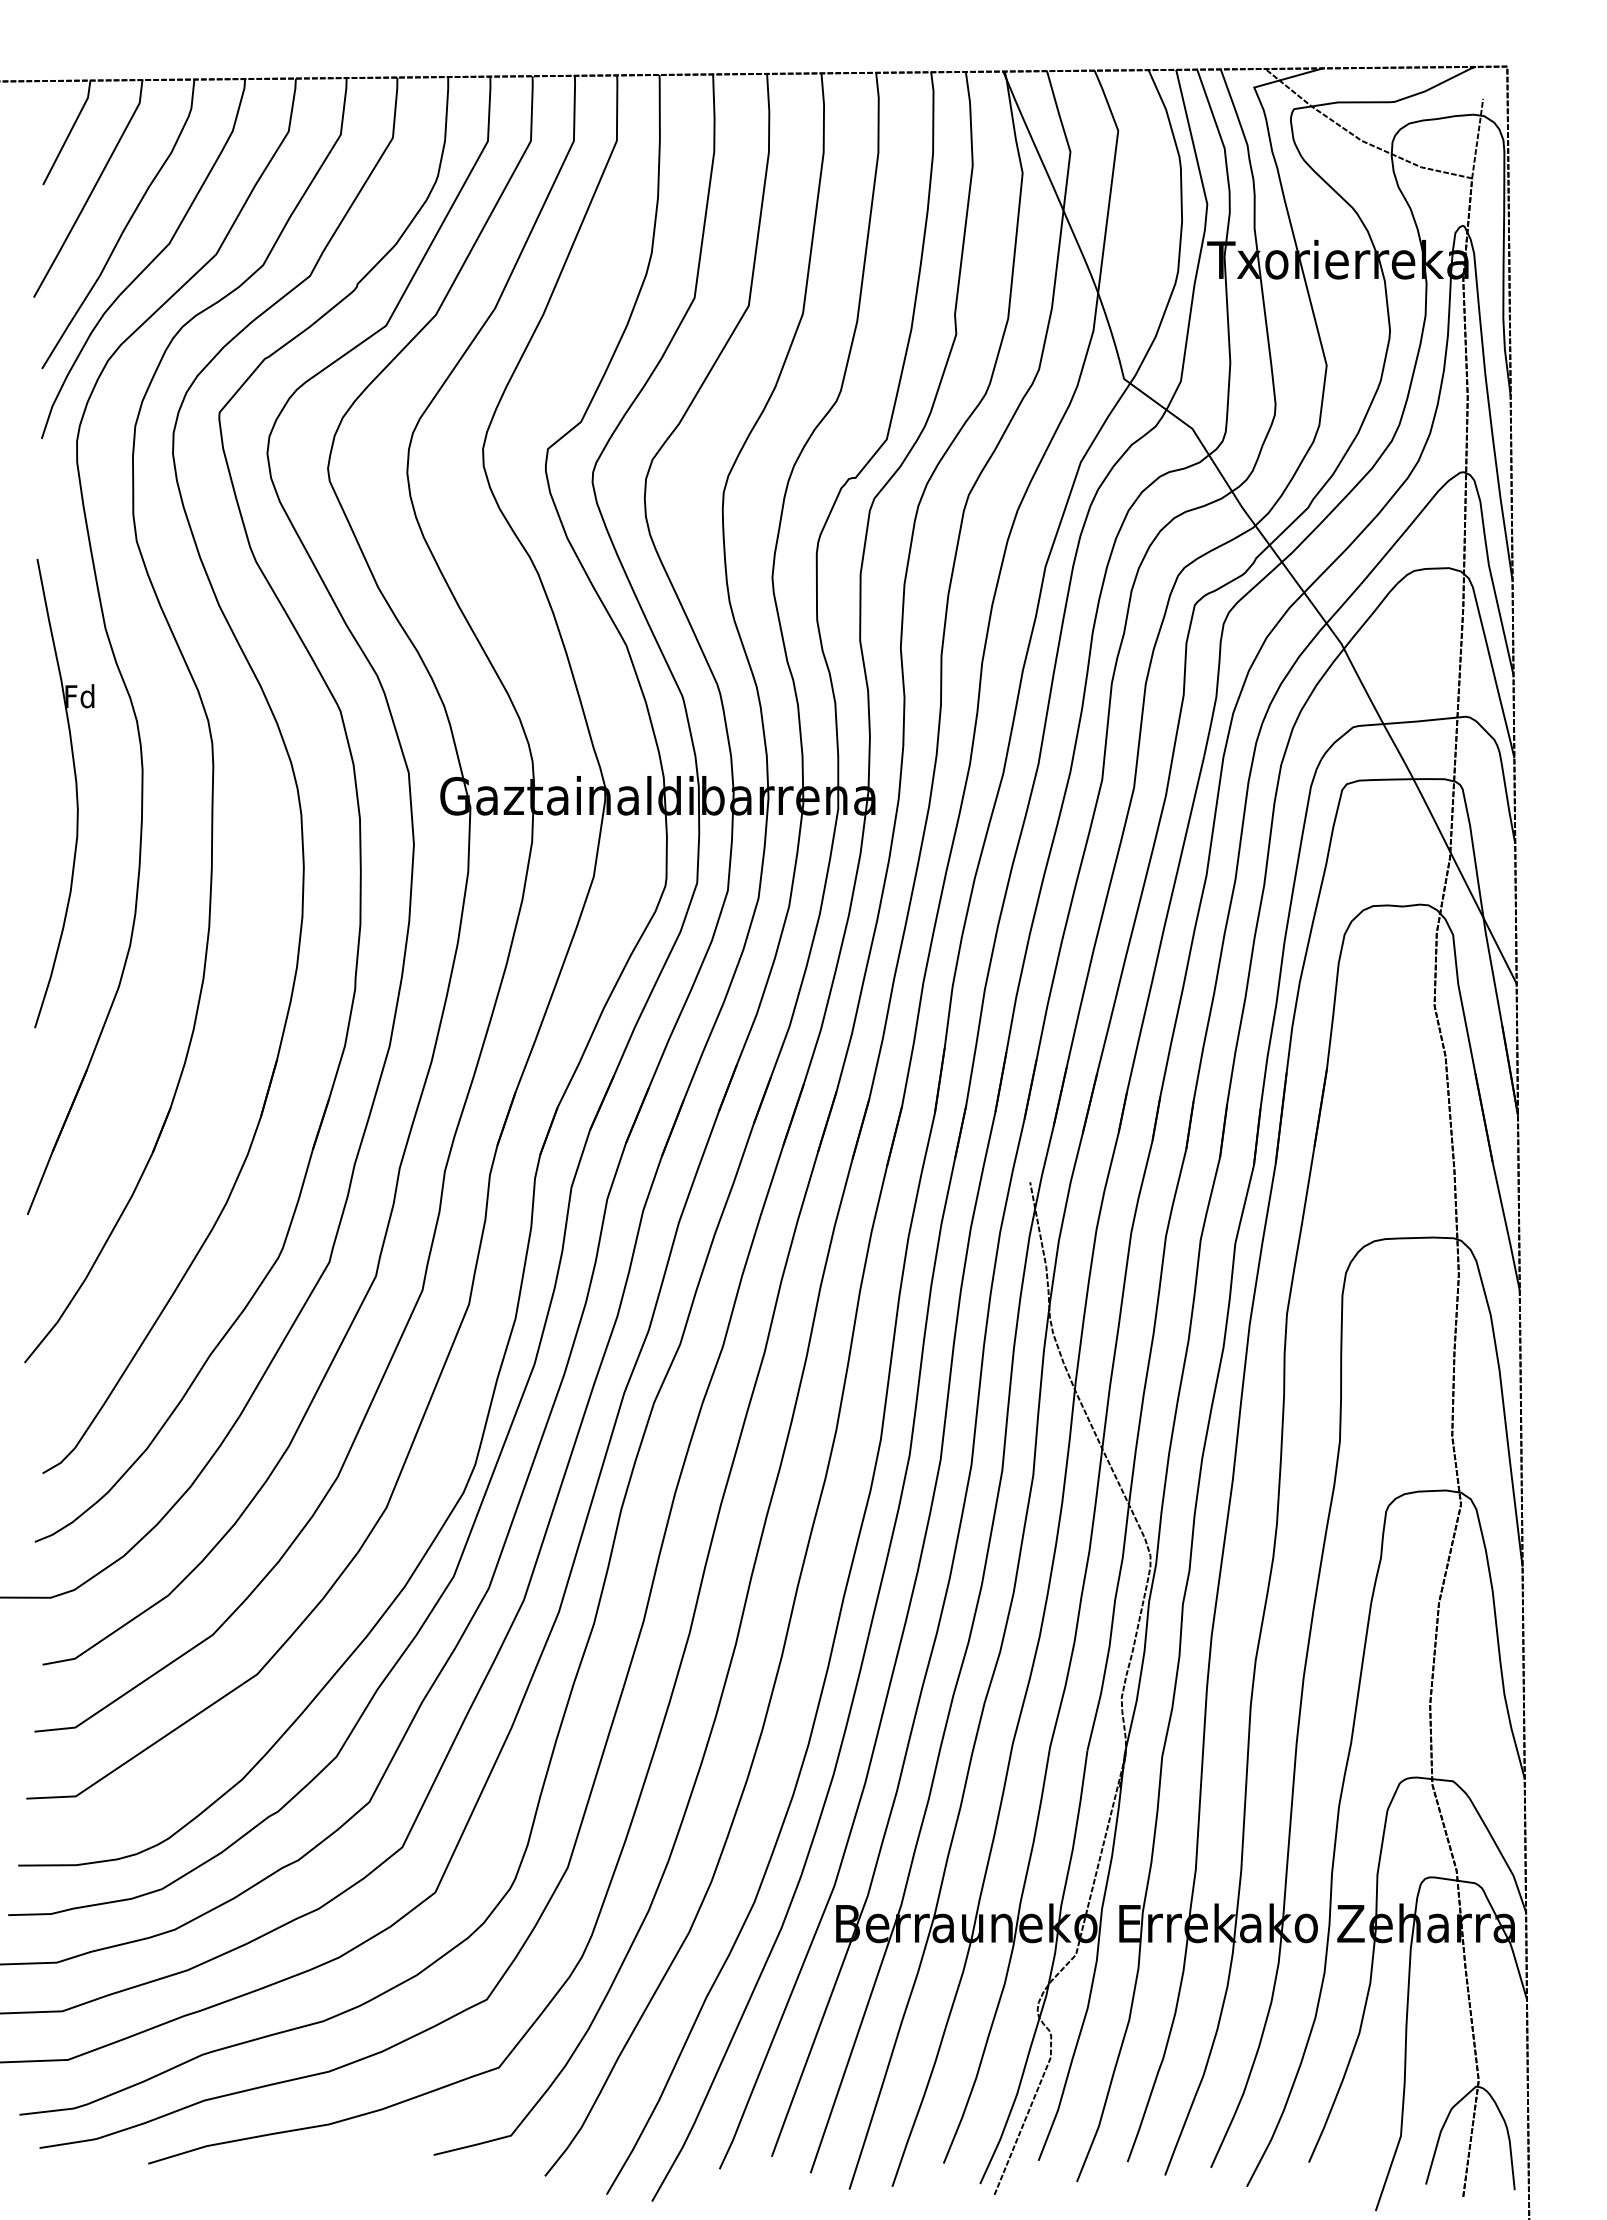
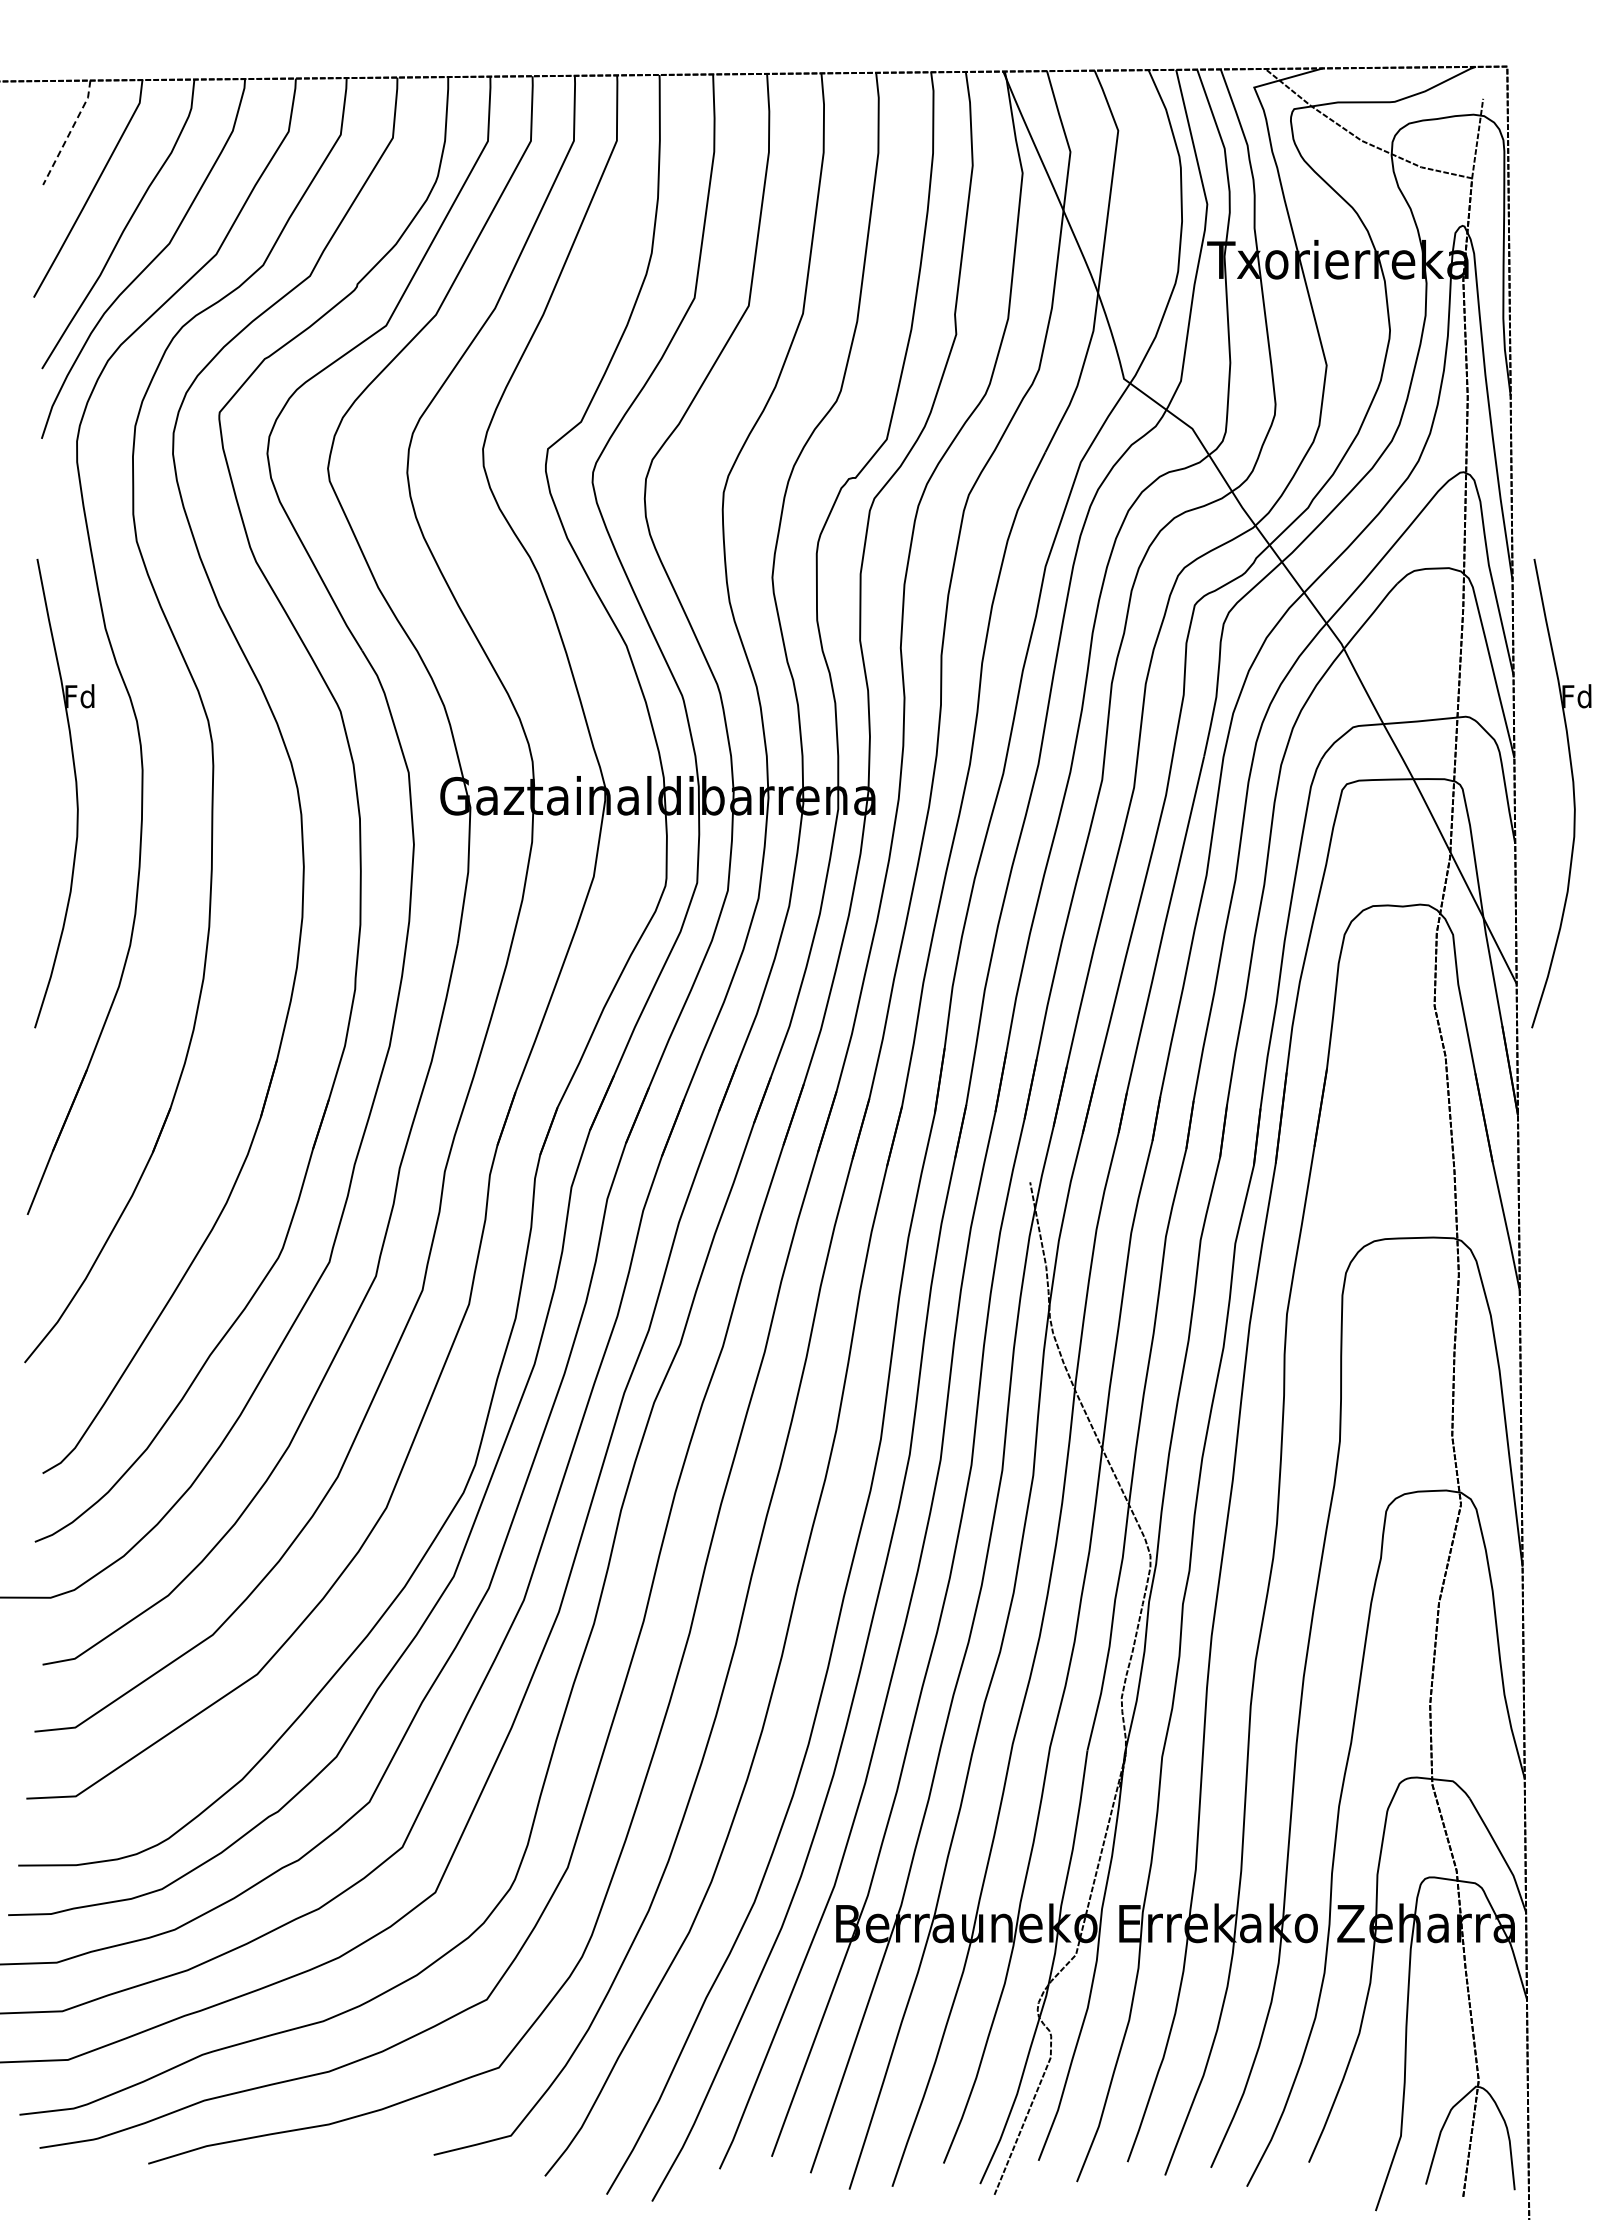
line: solid -> dashed (69, 133)
part: none -> present (1572, 790)
